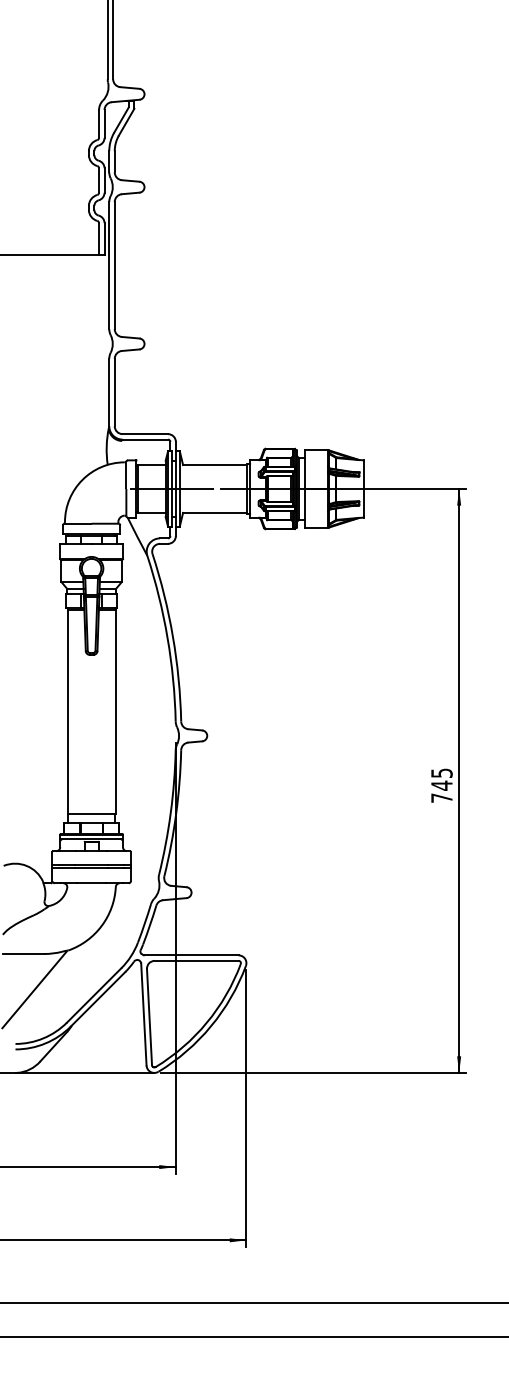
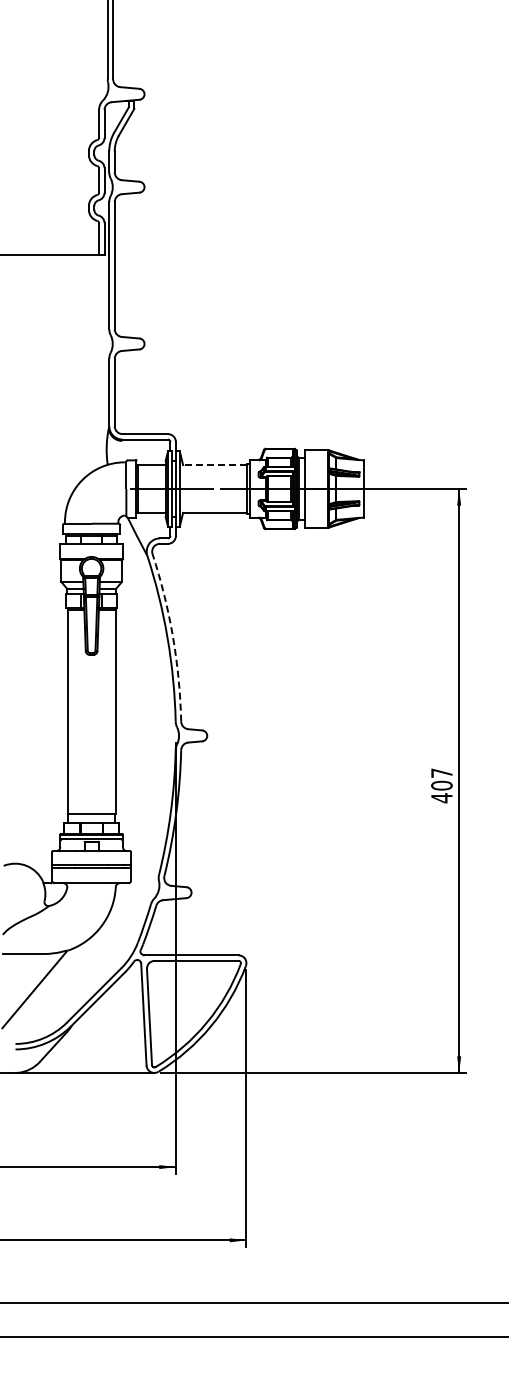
line: solid -> dashed (214, 465)
arc: solid -> dashed (172, 636)
text: 745 -> 407 (441, 785)
